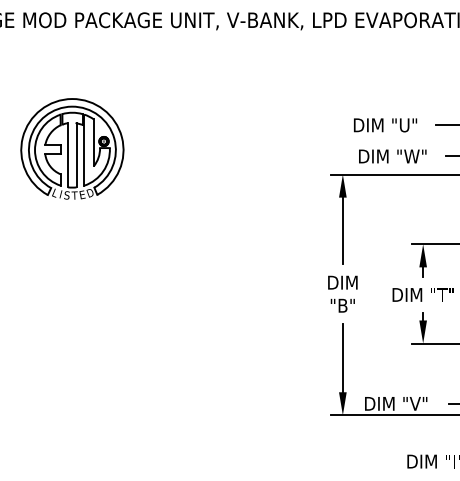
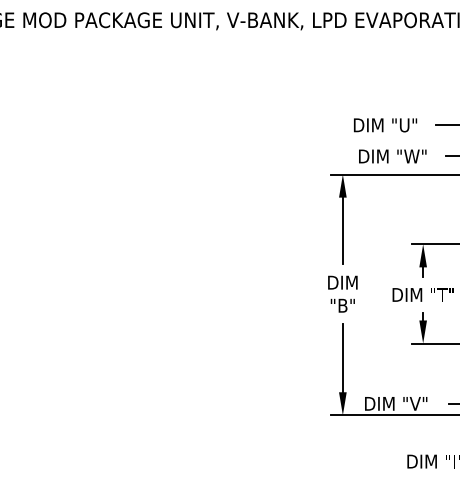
part: present -> none (72, 148)
